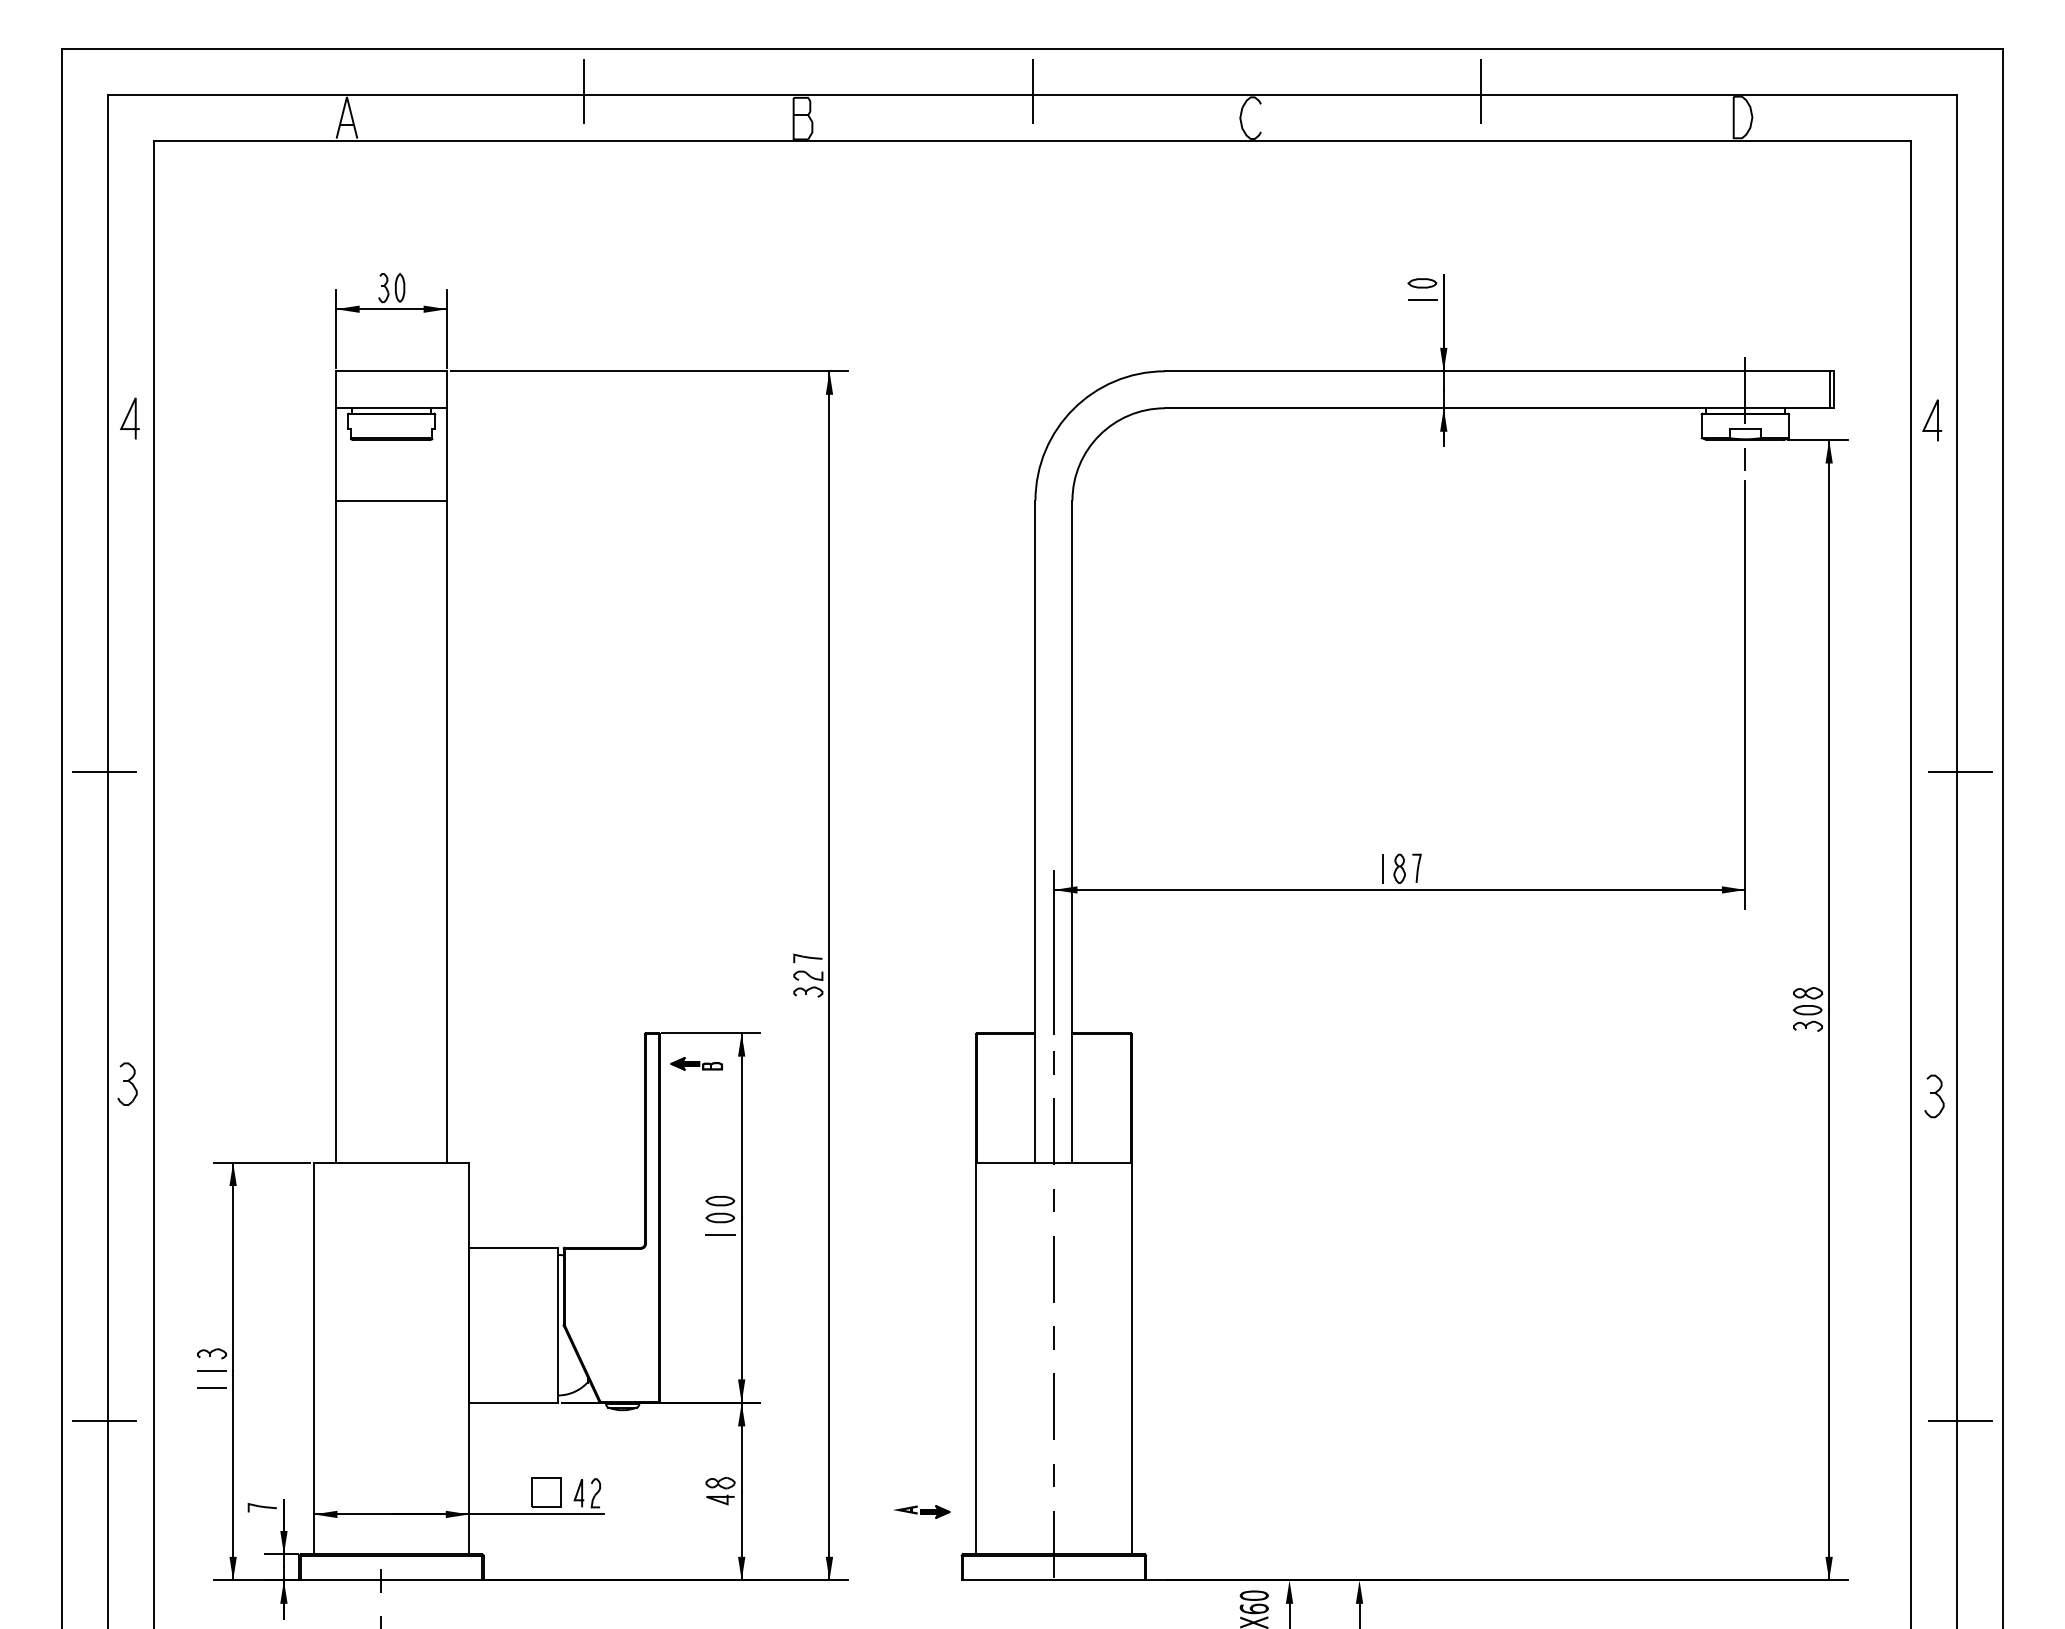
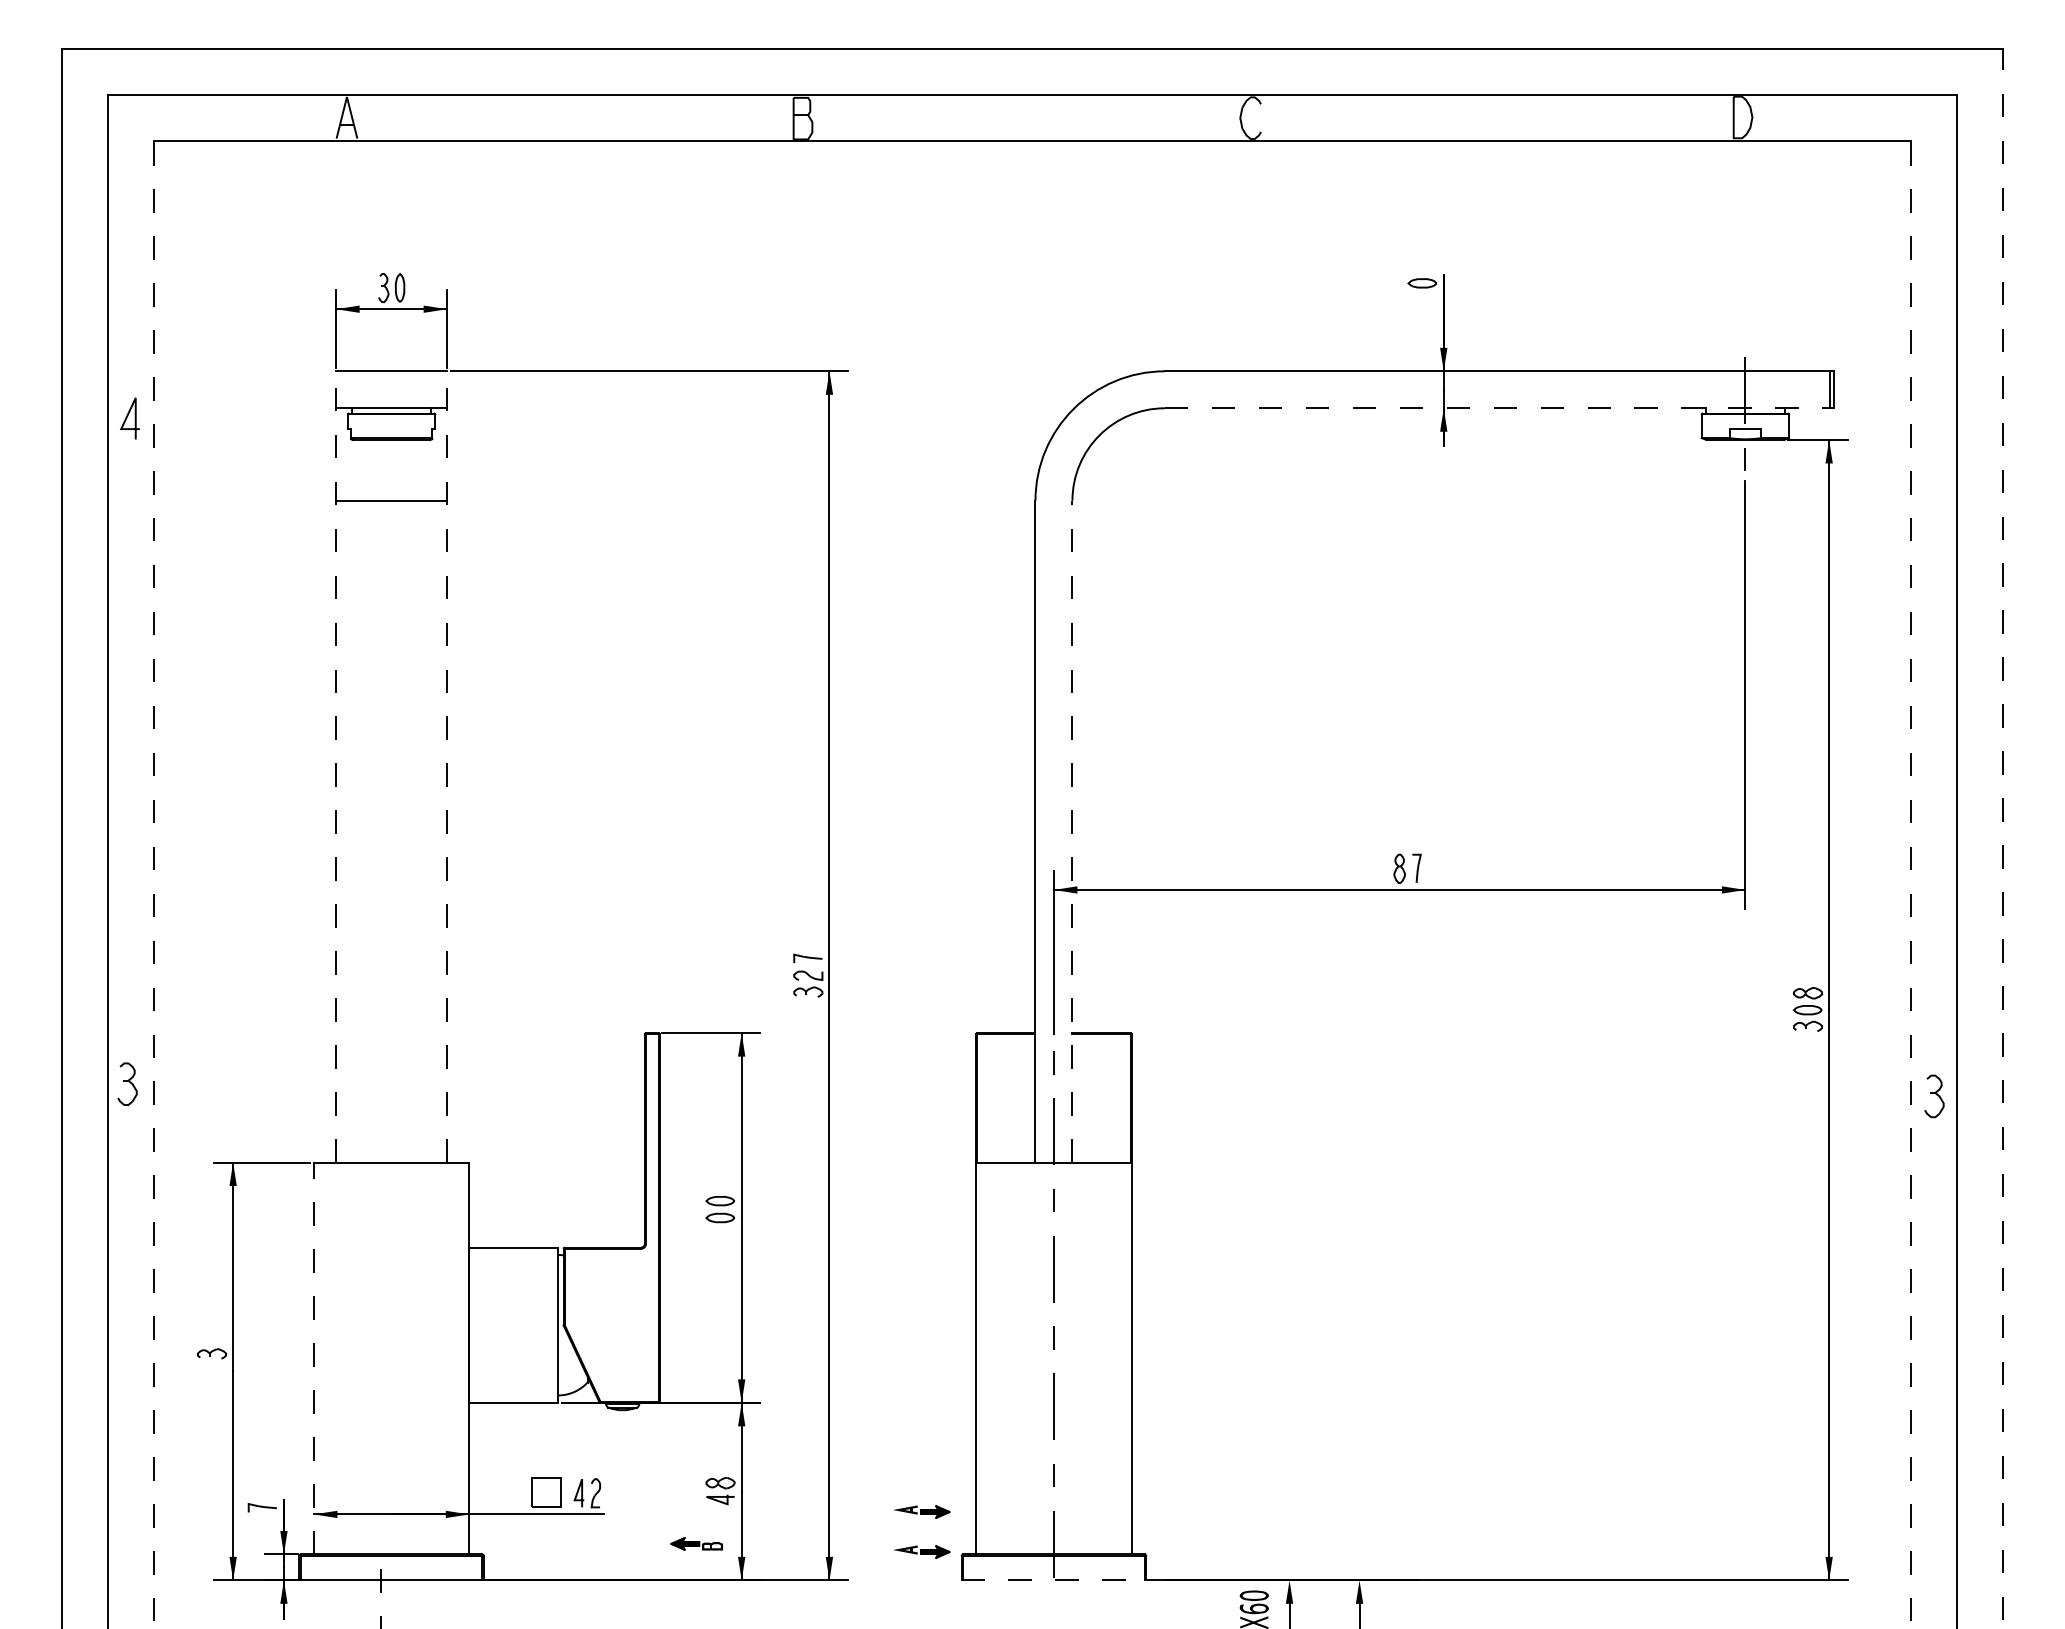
line: present -> none (584, 90)
line: present -> none (1032, 90)
line: present -> none (1480, 90)
line: present -> none (1422, 300)
line: solid -> dashed (1499, 408)
line: present -> none (1930, 418)
line: solid -> dashed (336, 766)
line: solid -> dashed (447, 766)
line: present -> none (104, 771)
line: present -> none (1960, 771)
line: solid -> dashed (1072, 831)
line: solid -> dashed (2003, 838)
line: present -> none (1382, 868)
line: solid -> dashed (154, 884)
line: solid -> dashed (1910, 884)
part position: (696, 1063) -> (696, 1543) (696, 1543)
line: present -> none (720, 1234)
line: solid -> dashed (313, 1358)
line: present -> none (211, 1371)
line: present -> none (211, 1388)
line: present -> none (104, 1421)
line: present -> none (1960, 1421)
part: none -> present (921, 1551)
line: solid -> dashed (1054, 1580)
